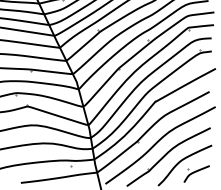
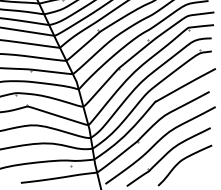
part: present -> none (196, 173)
